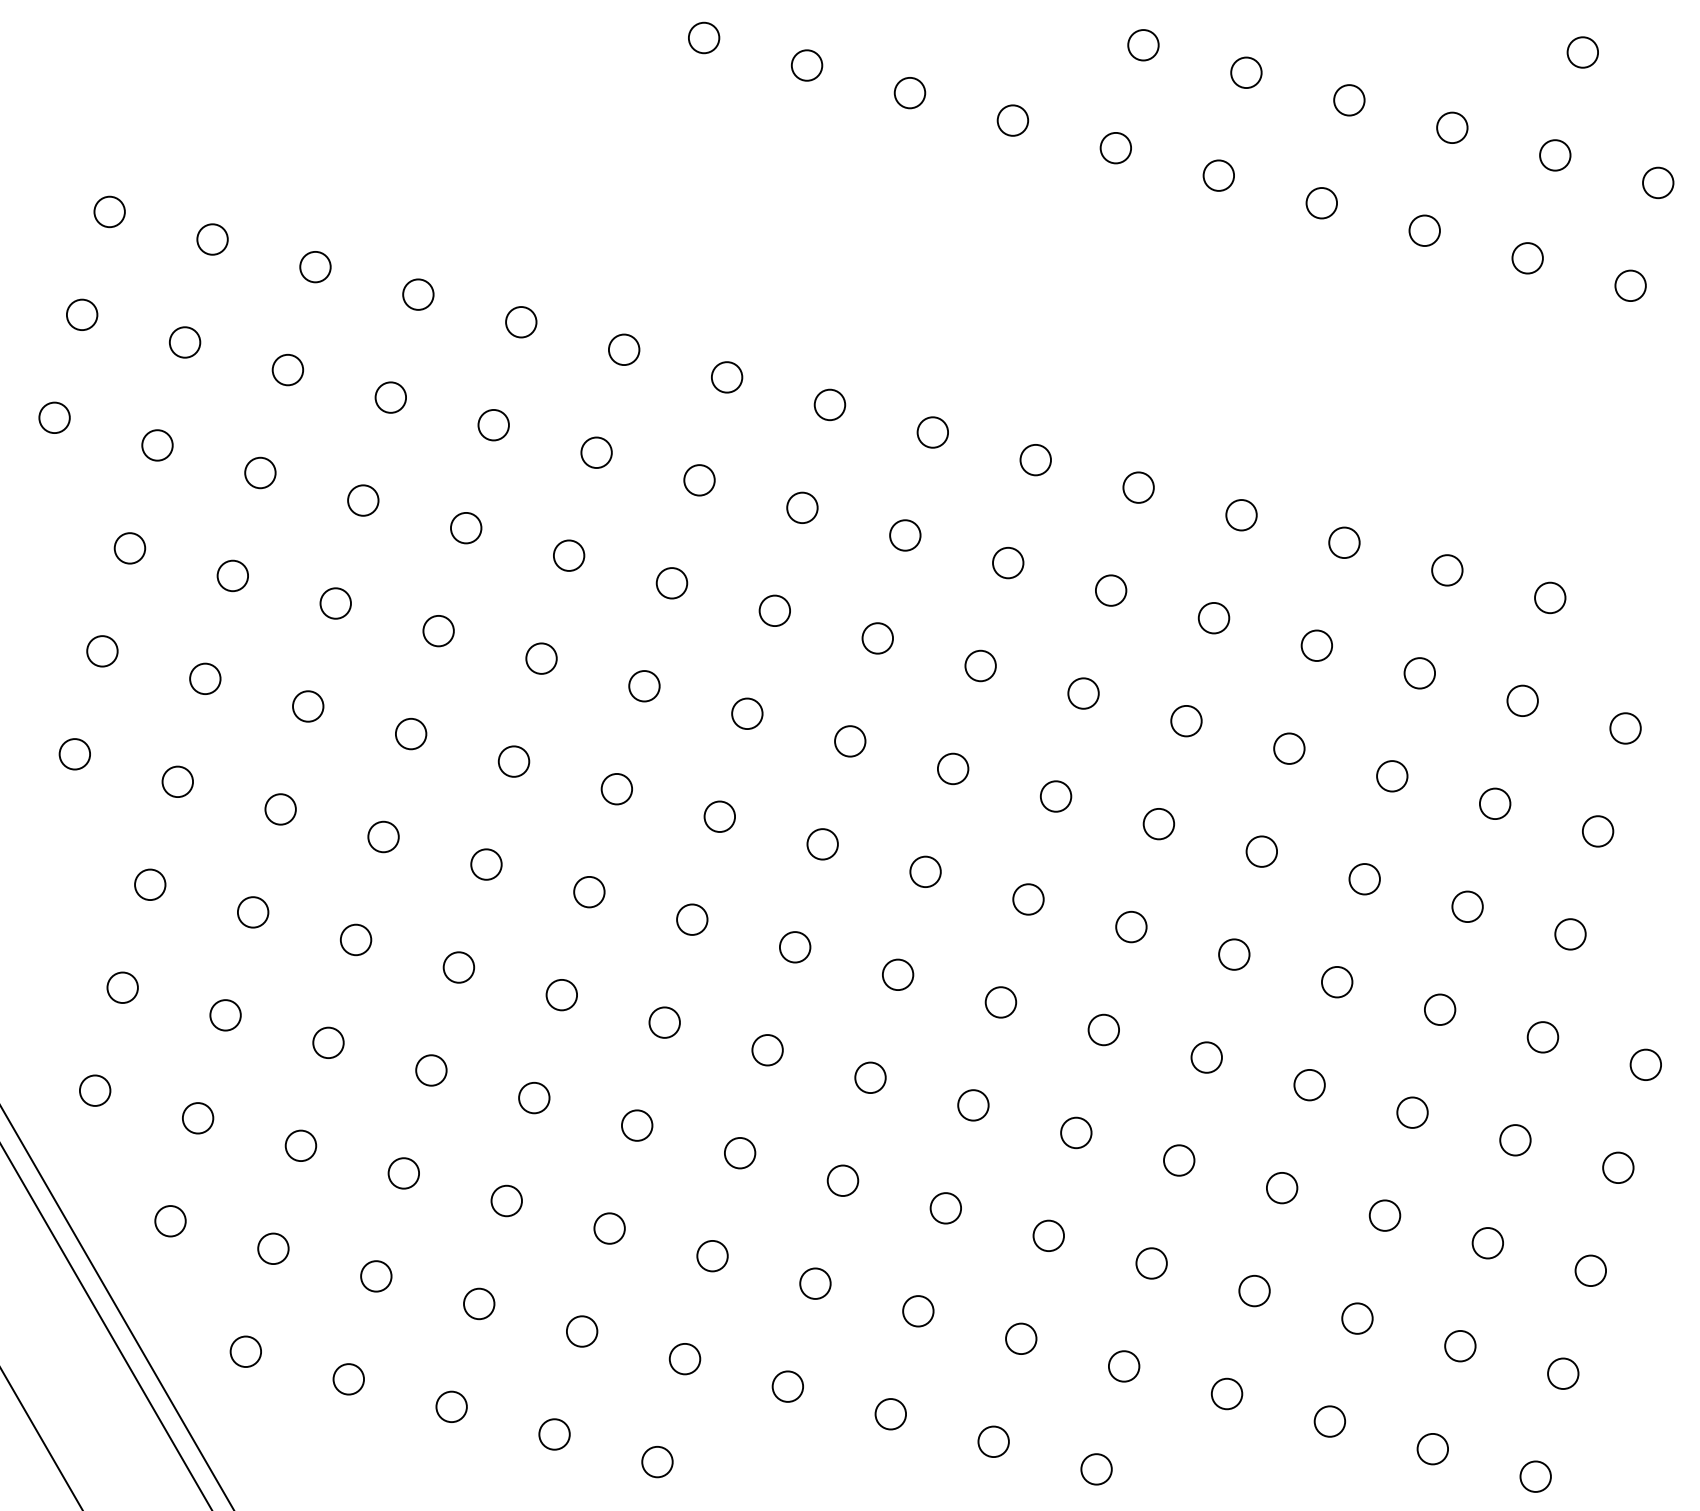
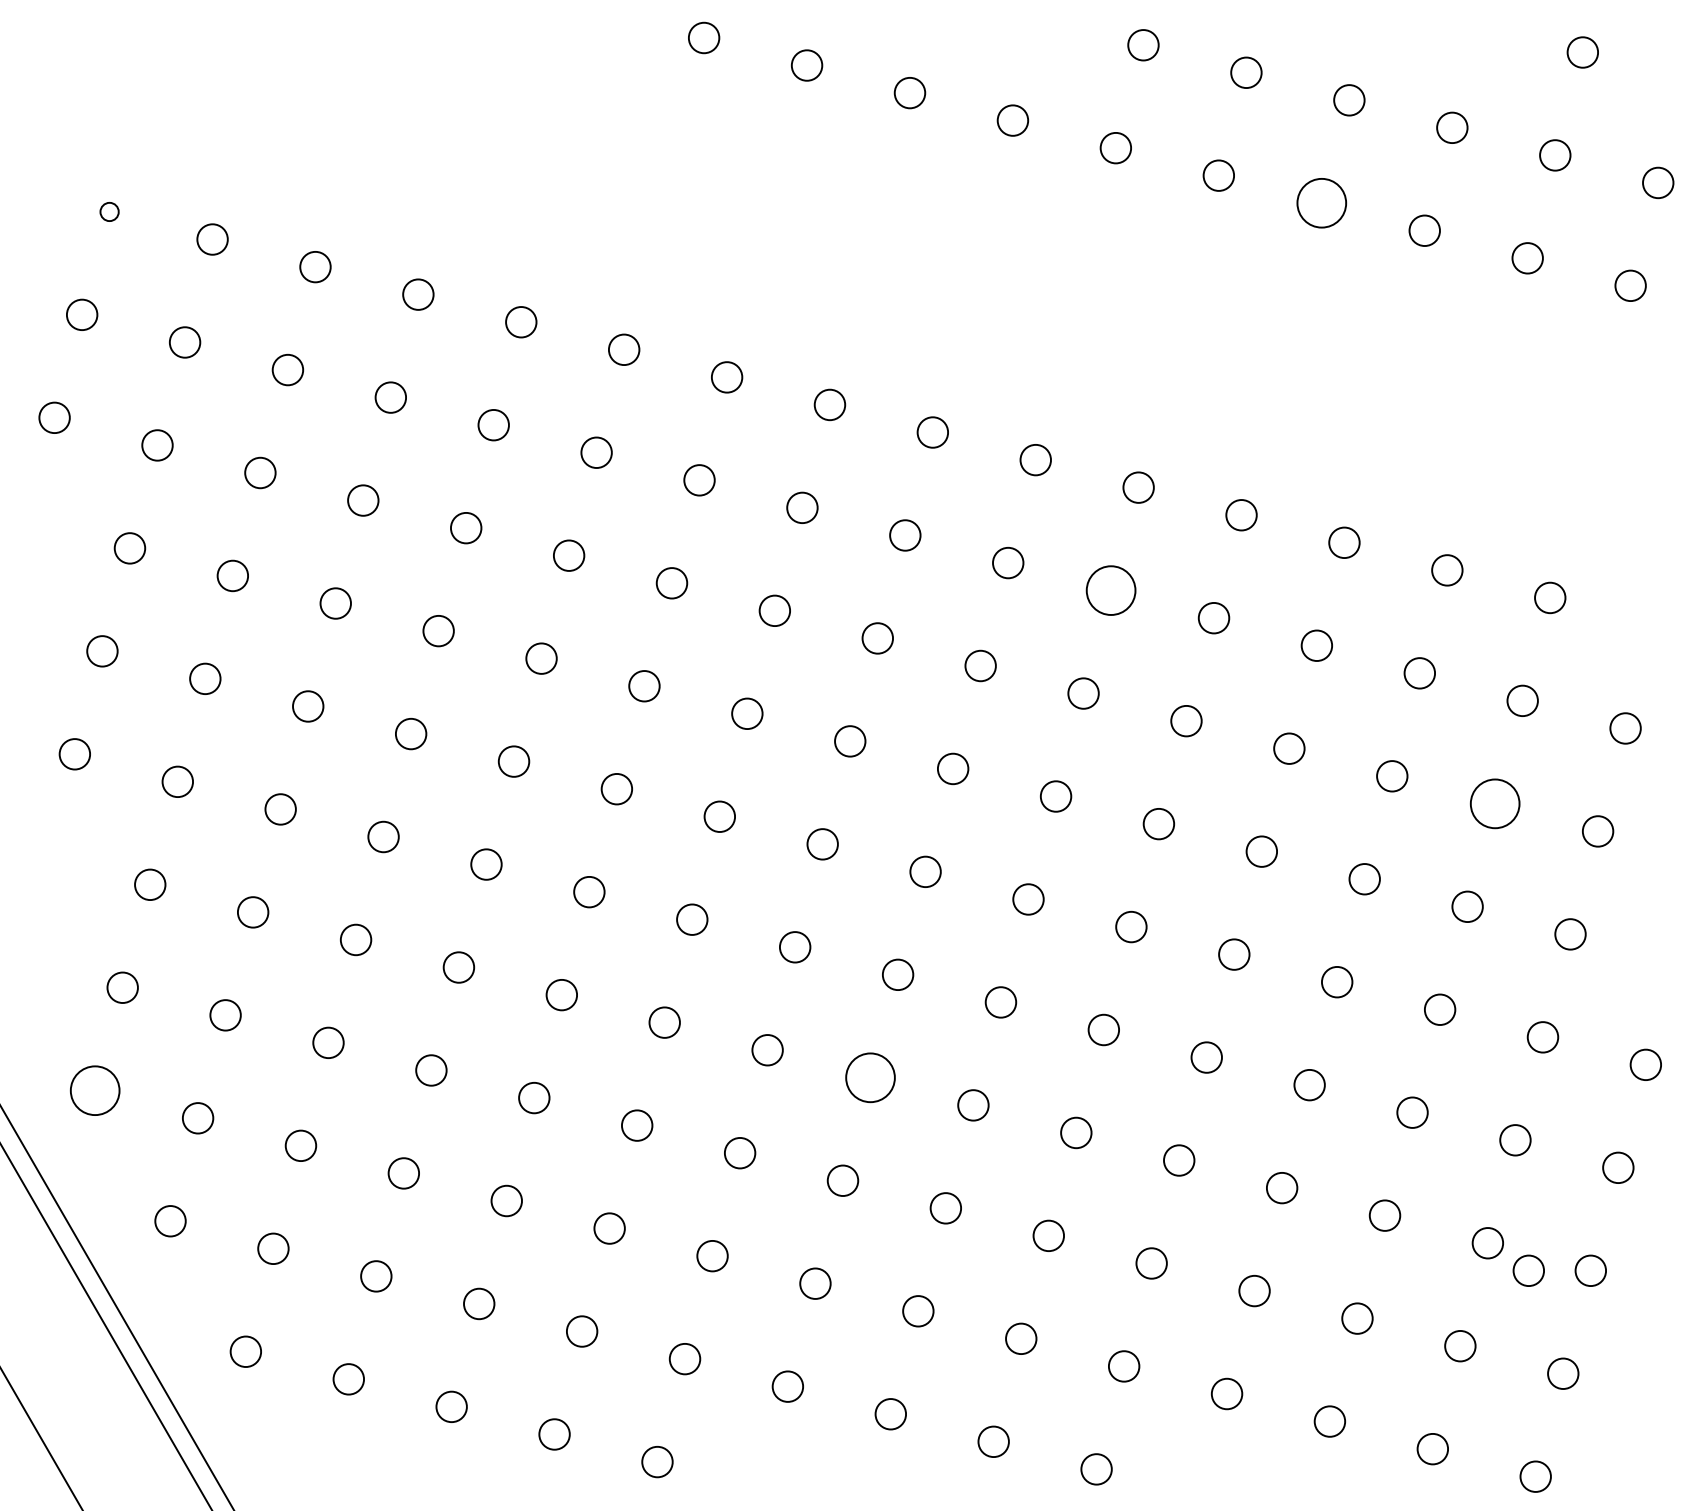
circle diameter: 30 px -> 49 px (1321, 202)
circle size: 33x34 px -> 21x20 px (109, 211)
circle diameter: 30 px -> 49 px (1110, 590)
circle diameter: 30 px -> 49 px (1494, 803)
circle diameter: 30 px -> 49 px (870, 1077)
circle diameter: 30 px -> 49 px (94, 1090)
circle: none -> present (1528, 1270)
